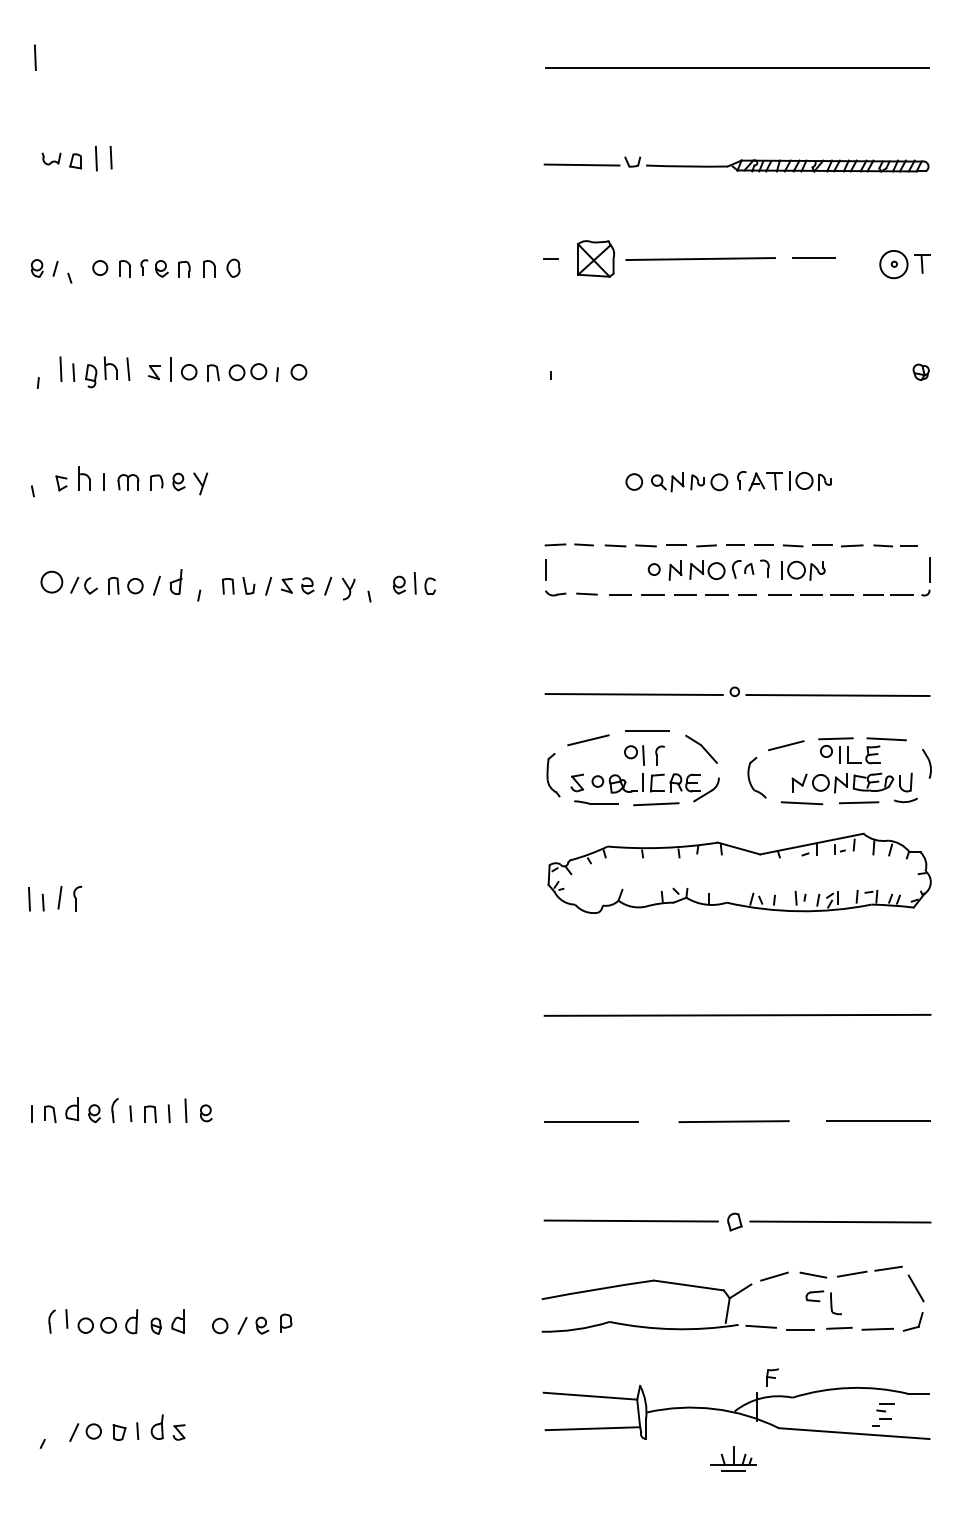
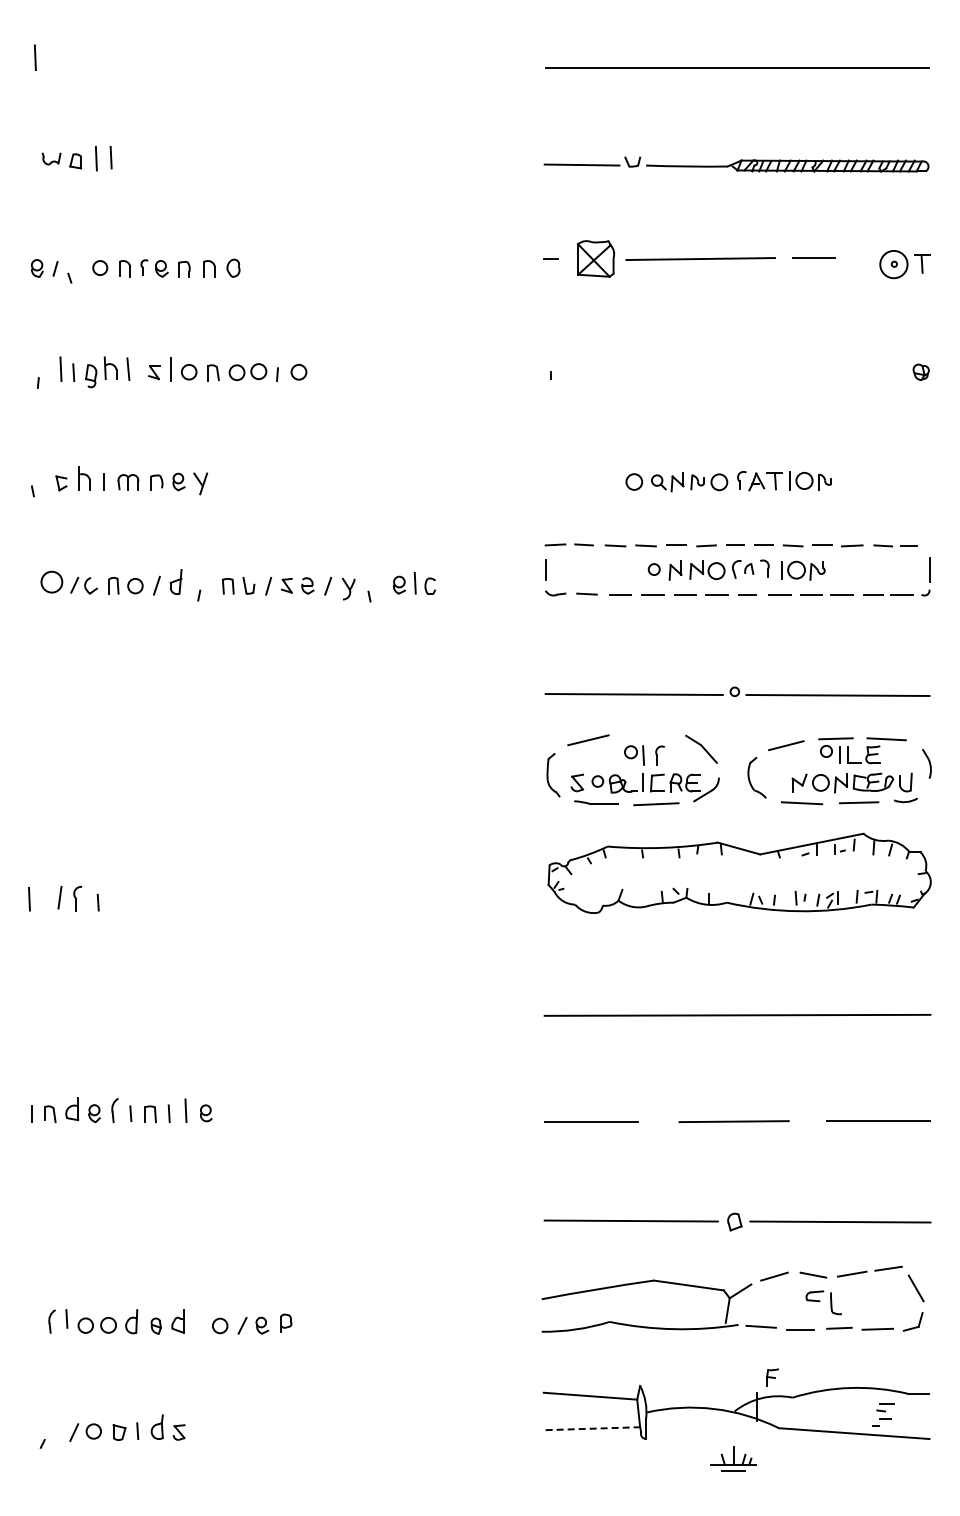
line: present -> none (647, 731)
line position: (42, 902) -> (97, 902) (97, 902)
line: solid -> dashed (593, 1428)
